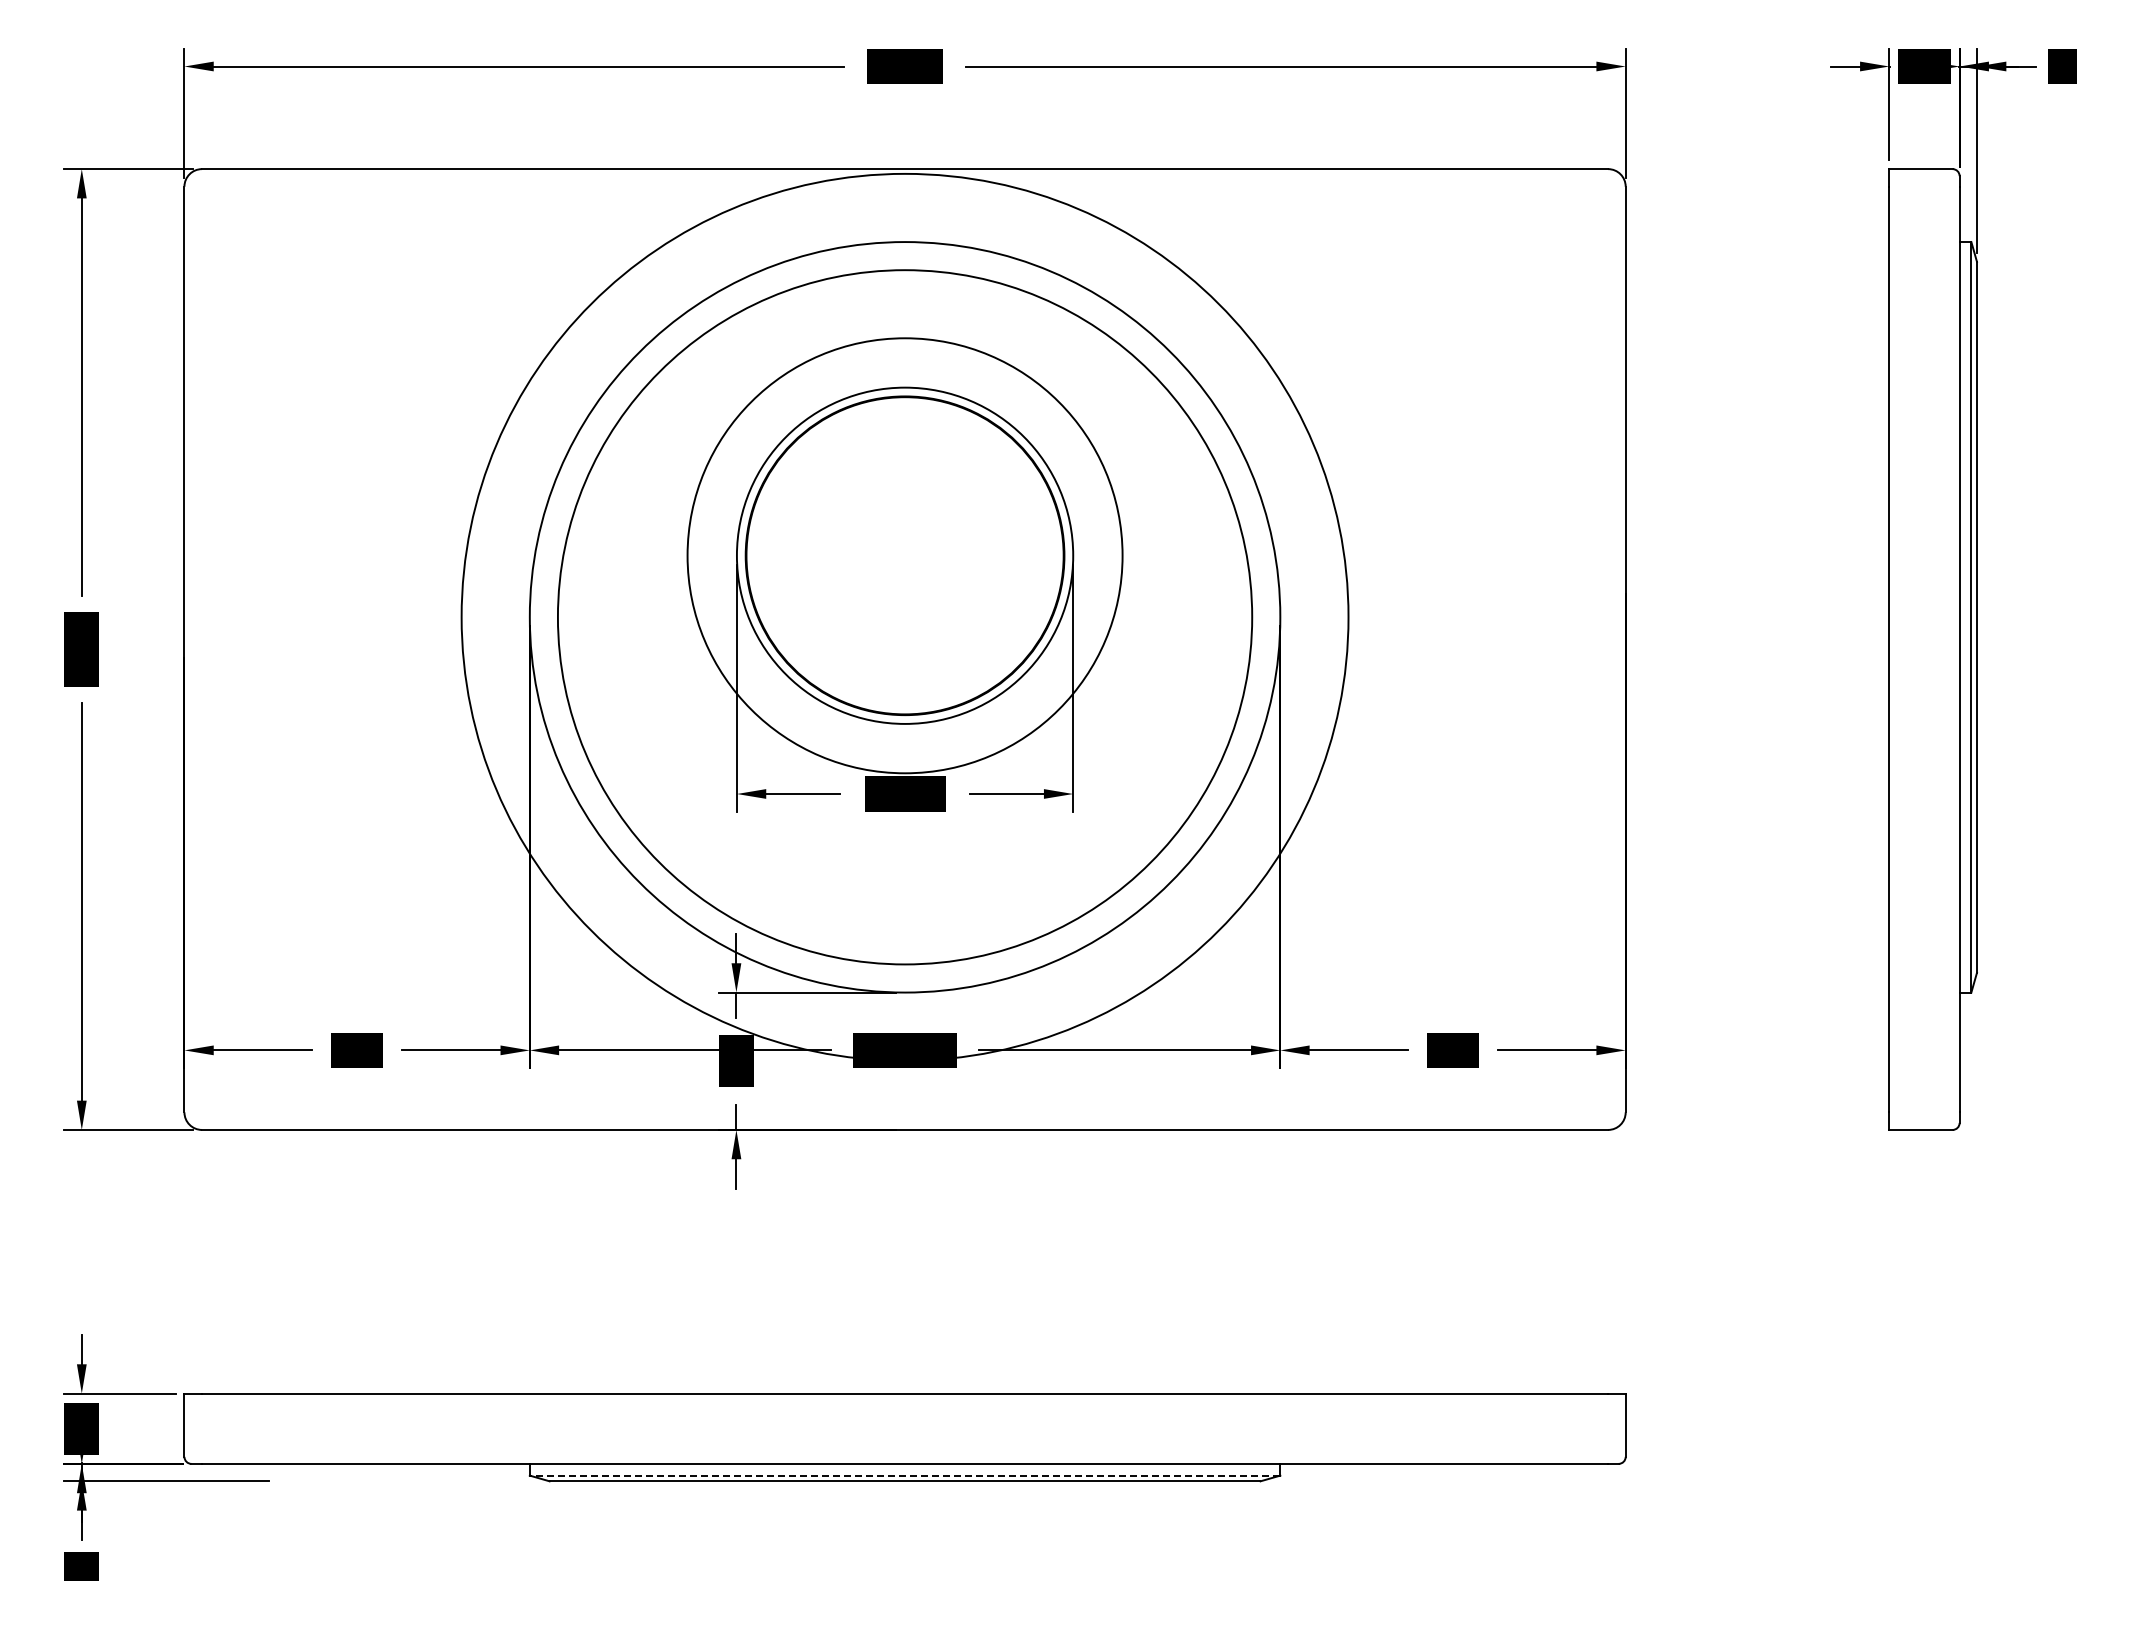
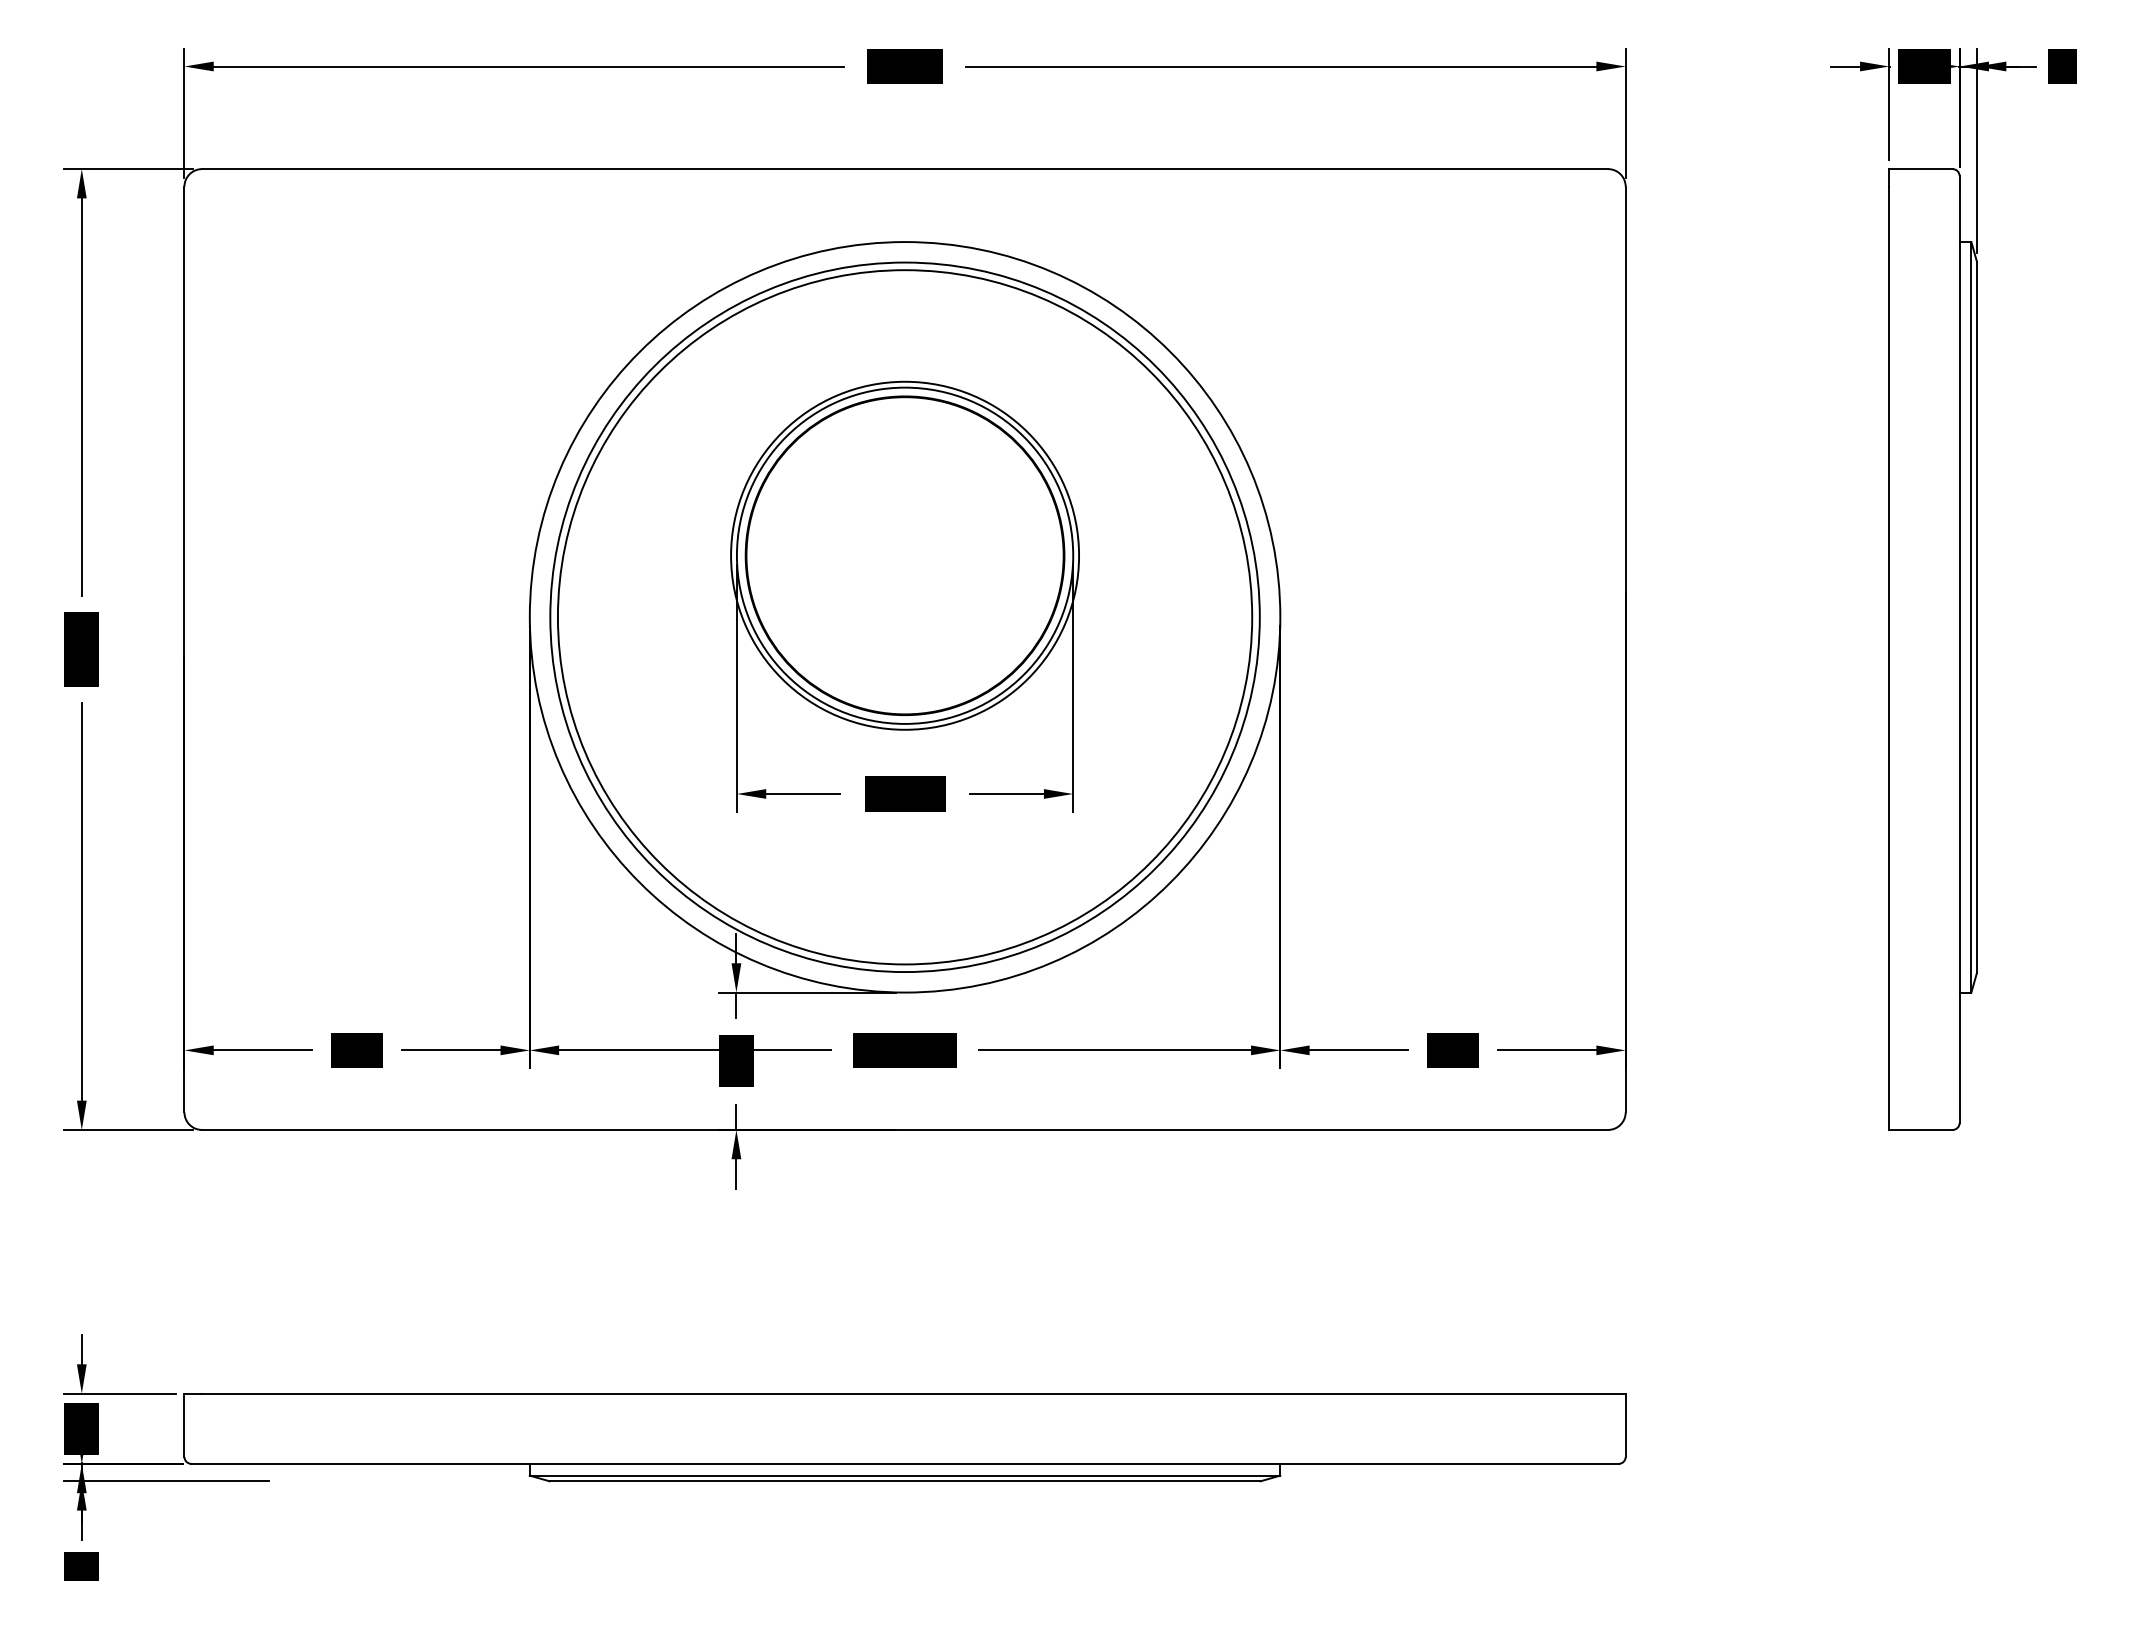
circle diameter: 435 px -> 348 px (905, 555)
circle diameter: 887 px -> 709 px (904, 617)
line: dashed -> solid (904, 1475)
